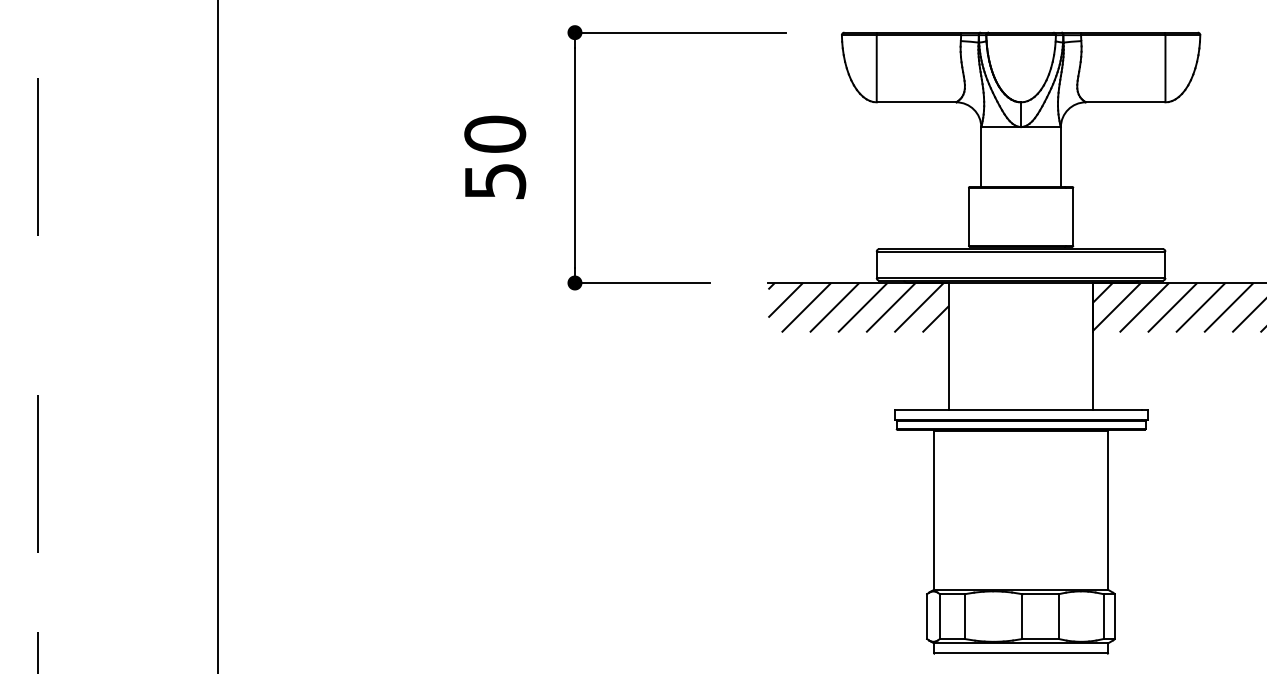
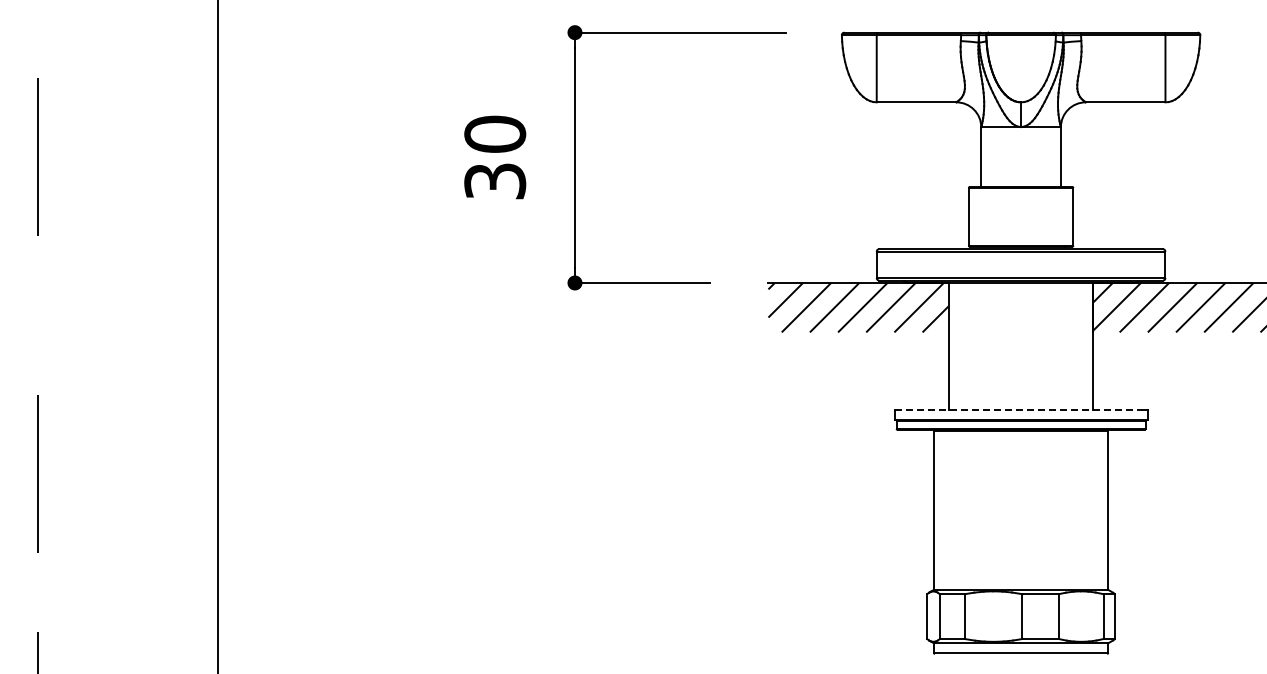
text: 50 -> 30 (494, 180)
line: solid -> dashed (1018, 410)
